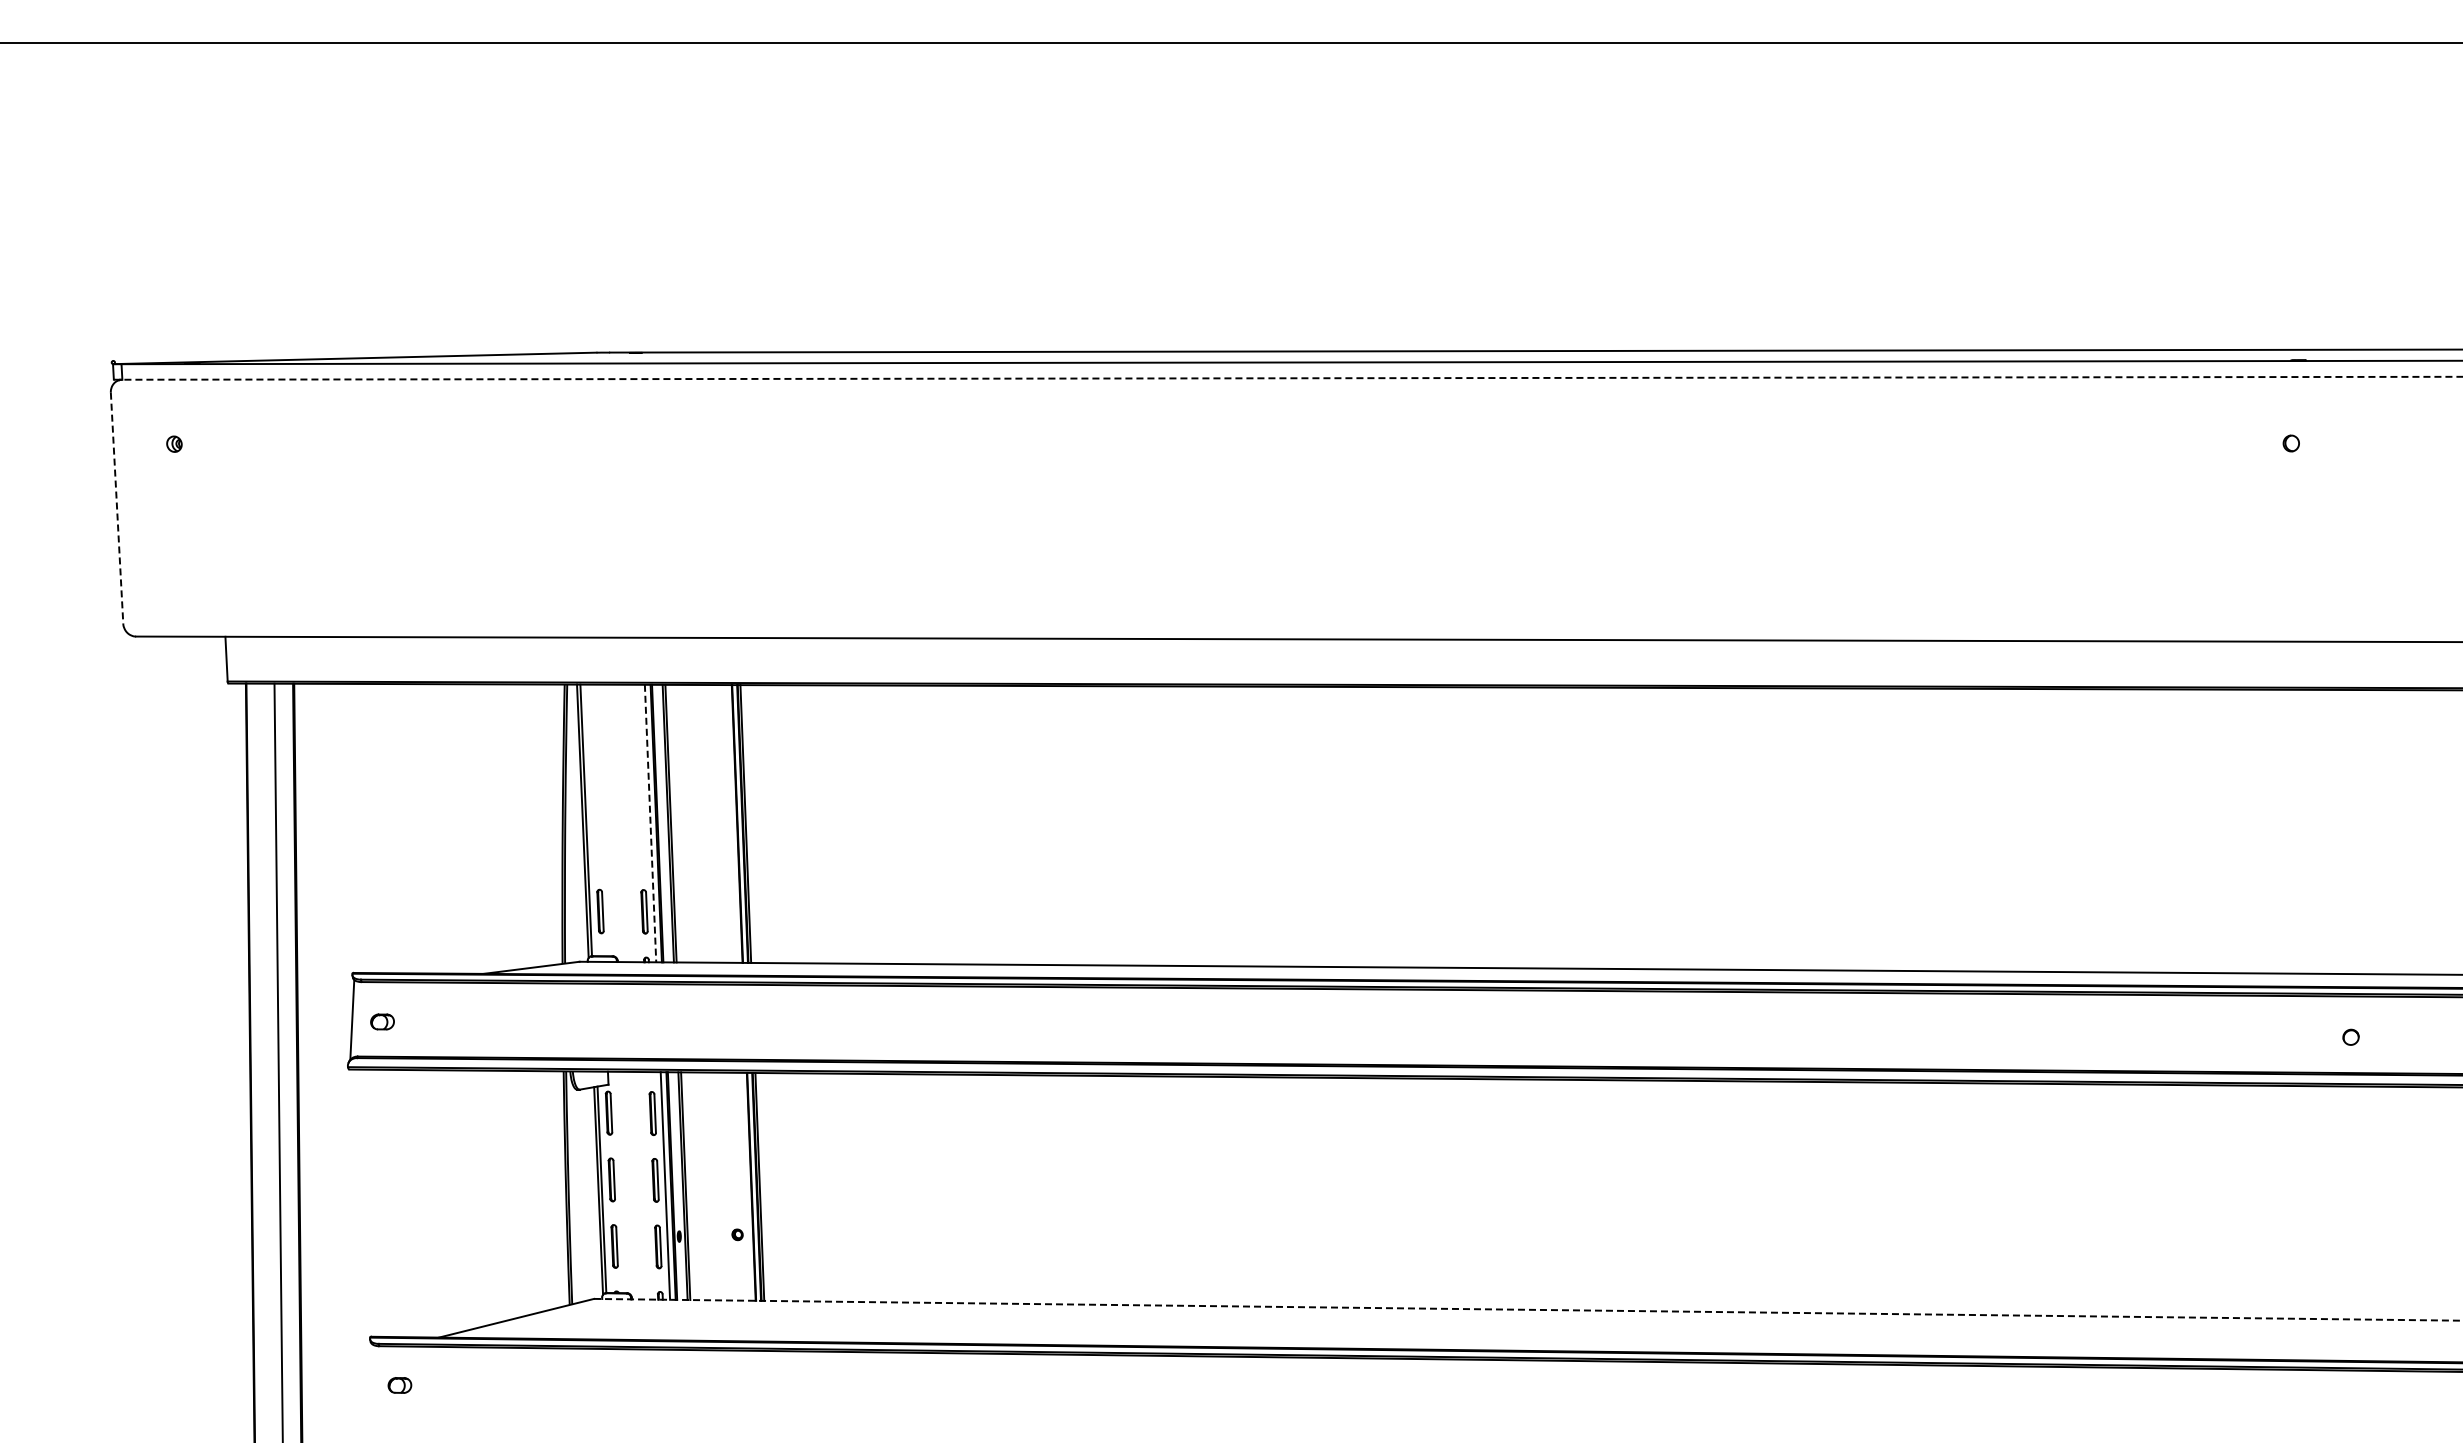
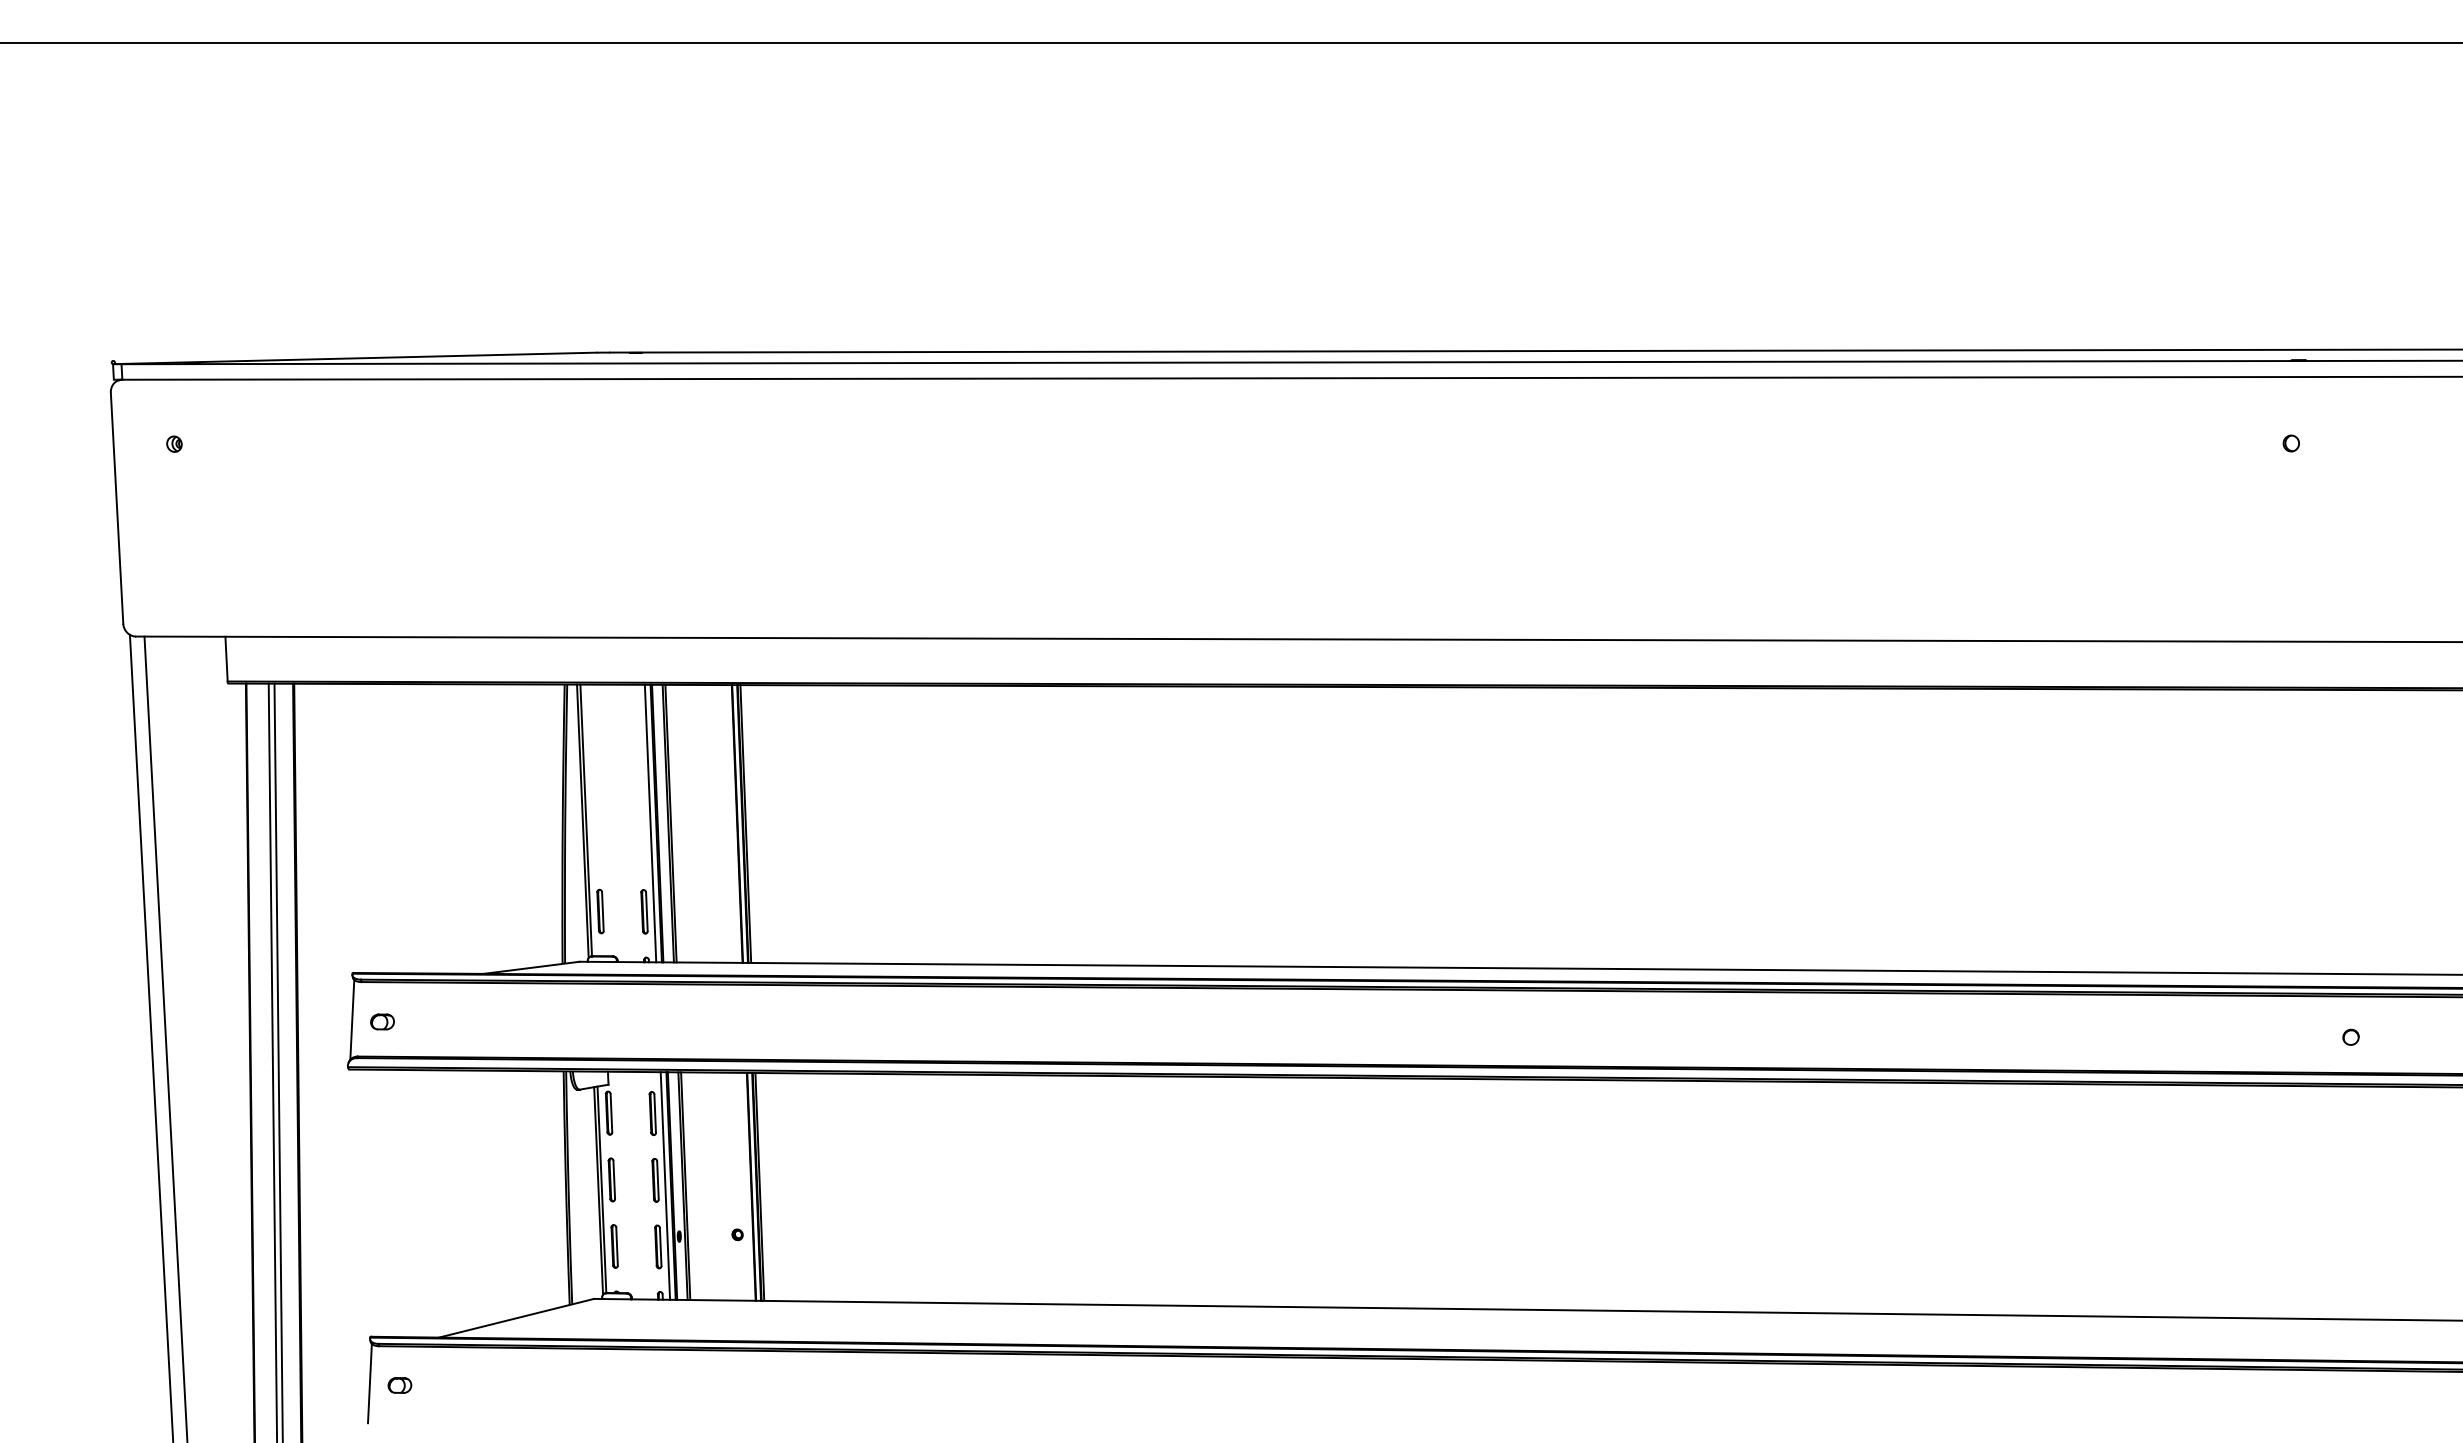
line: dashed -> solid (1292, 378)
line: dashed -> solid (117, 508)
line: dashed -> solid (650, 823)
line: none -> present (151, 1036)
line: none -> present (165, 1037)
line: none -> present (272, 1061)
line: dashed -> solid (1528, 1309)
line: none -> present (369, 1383)
